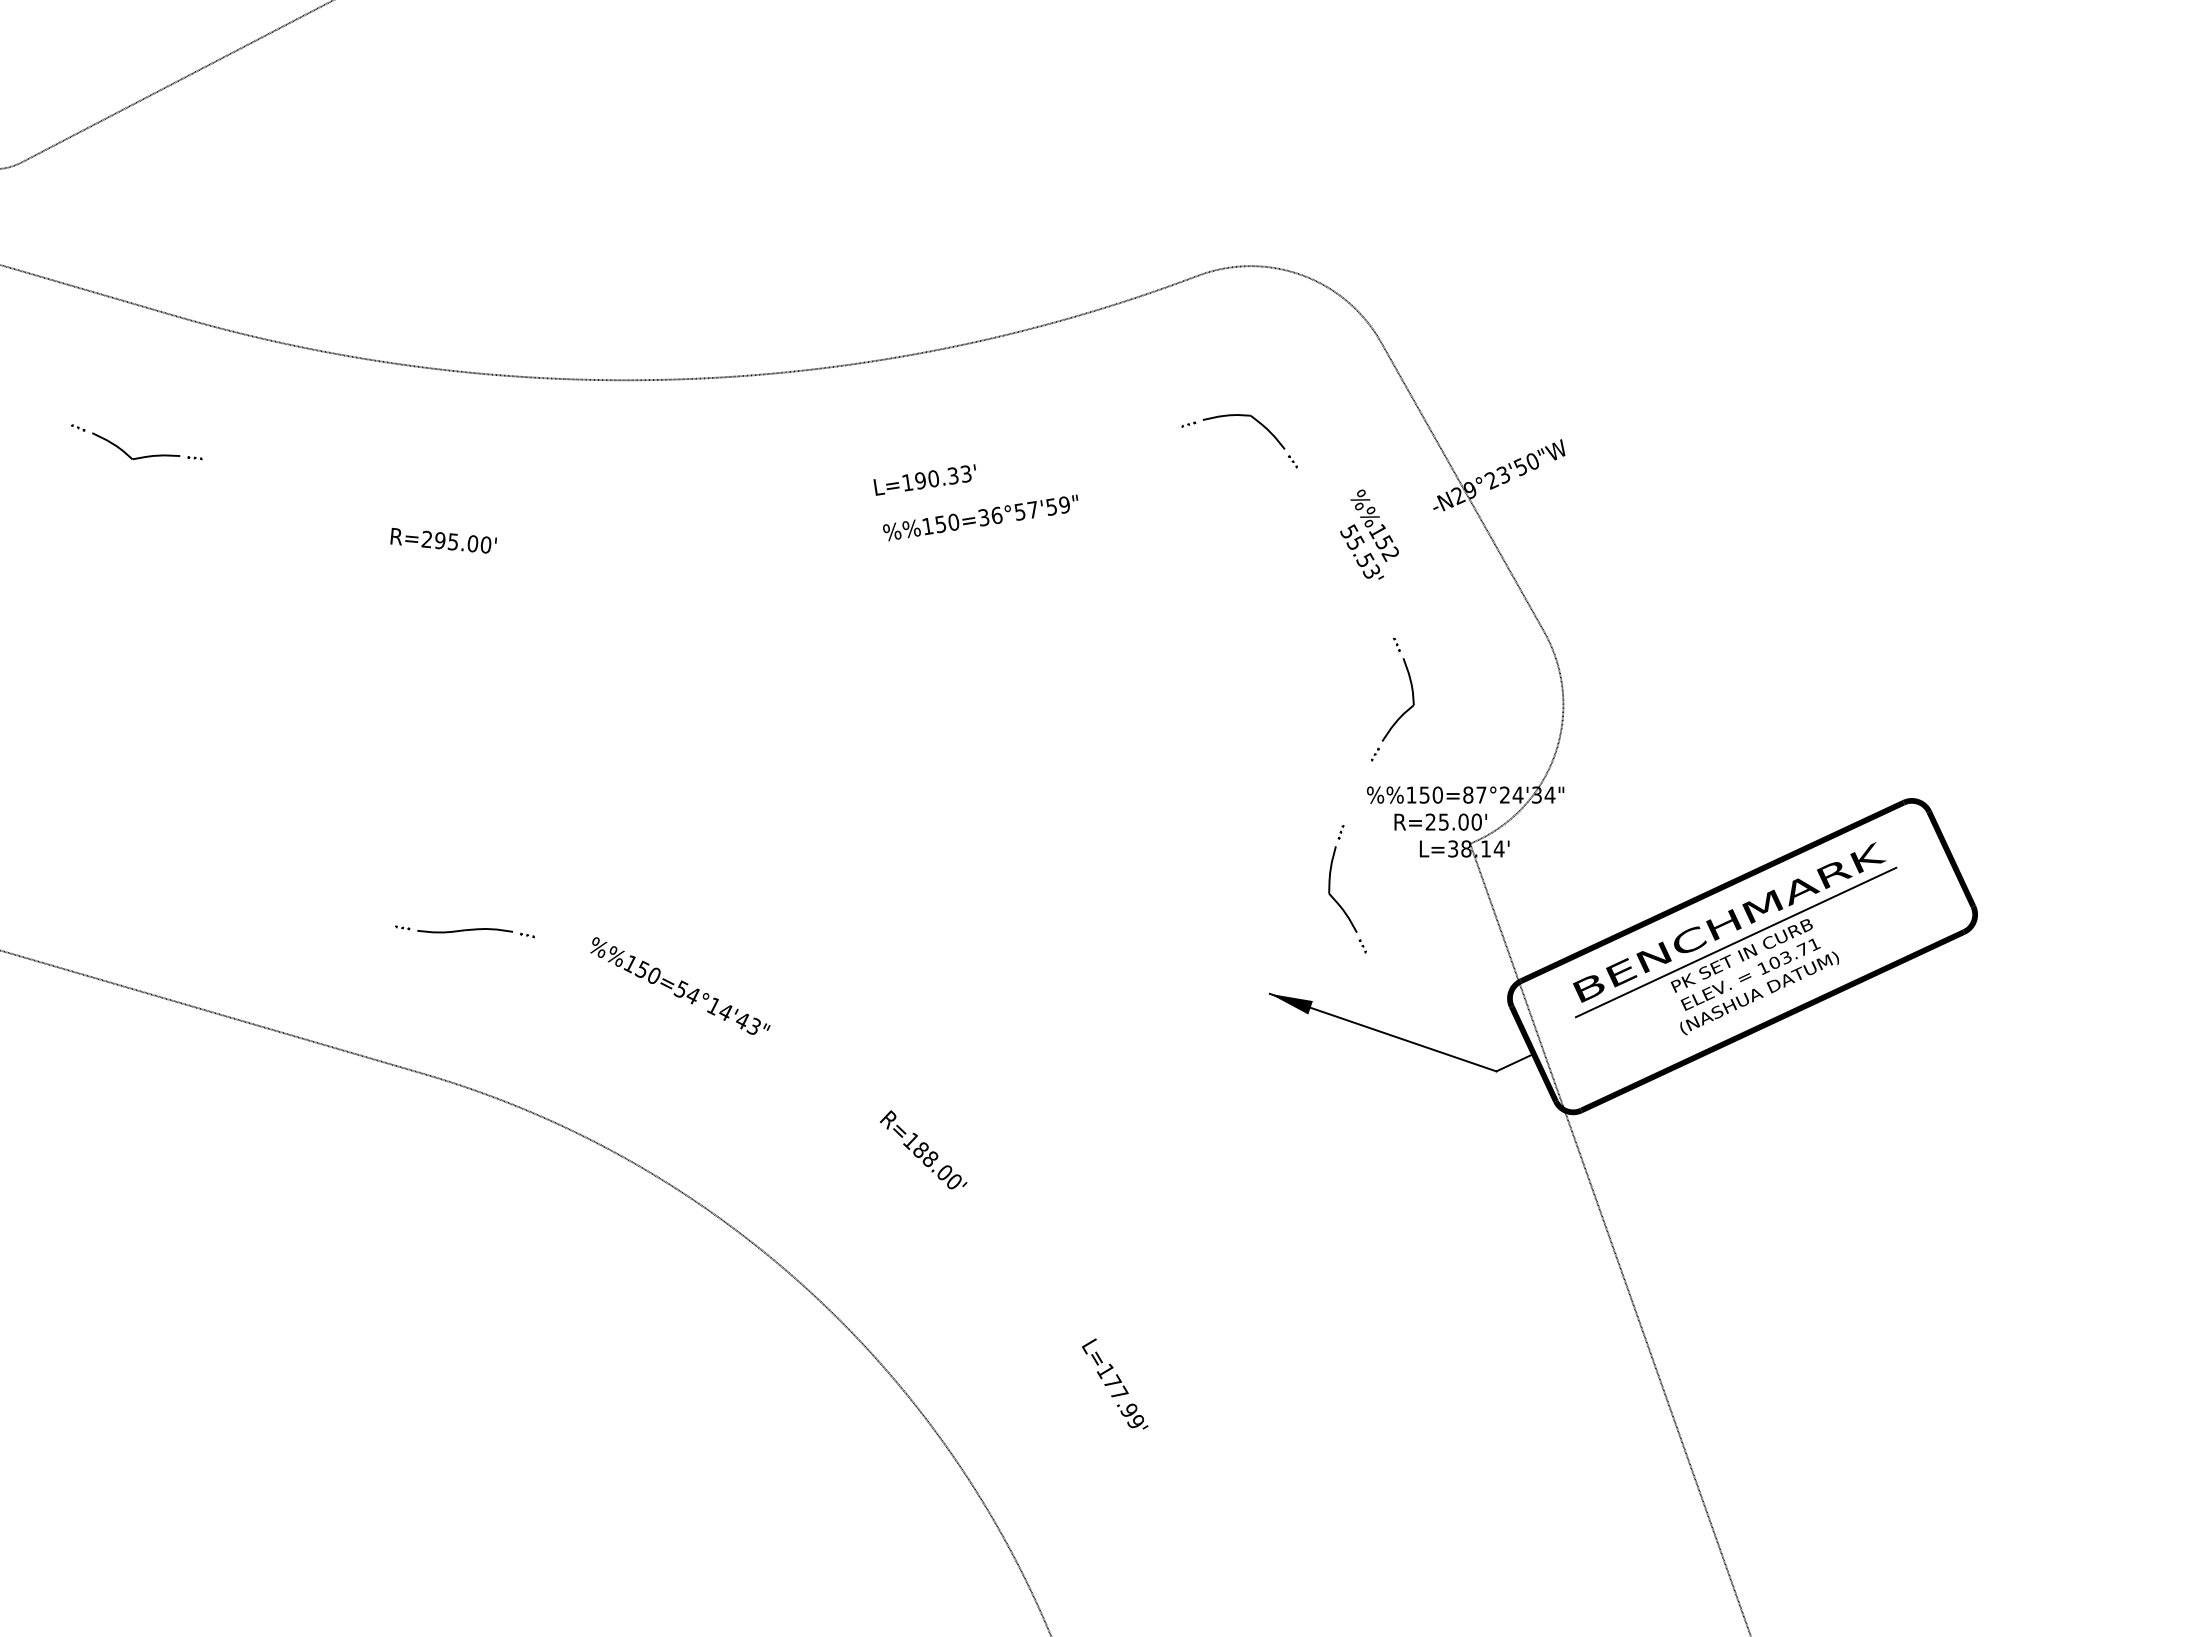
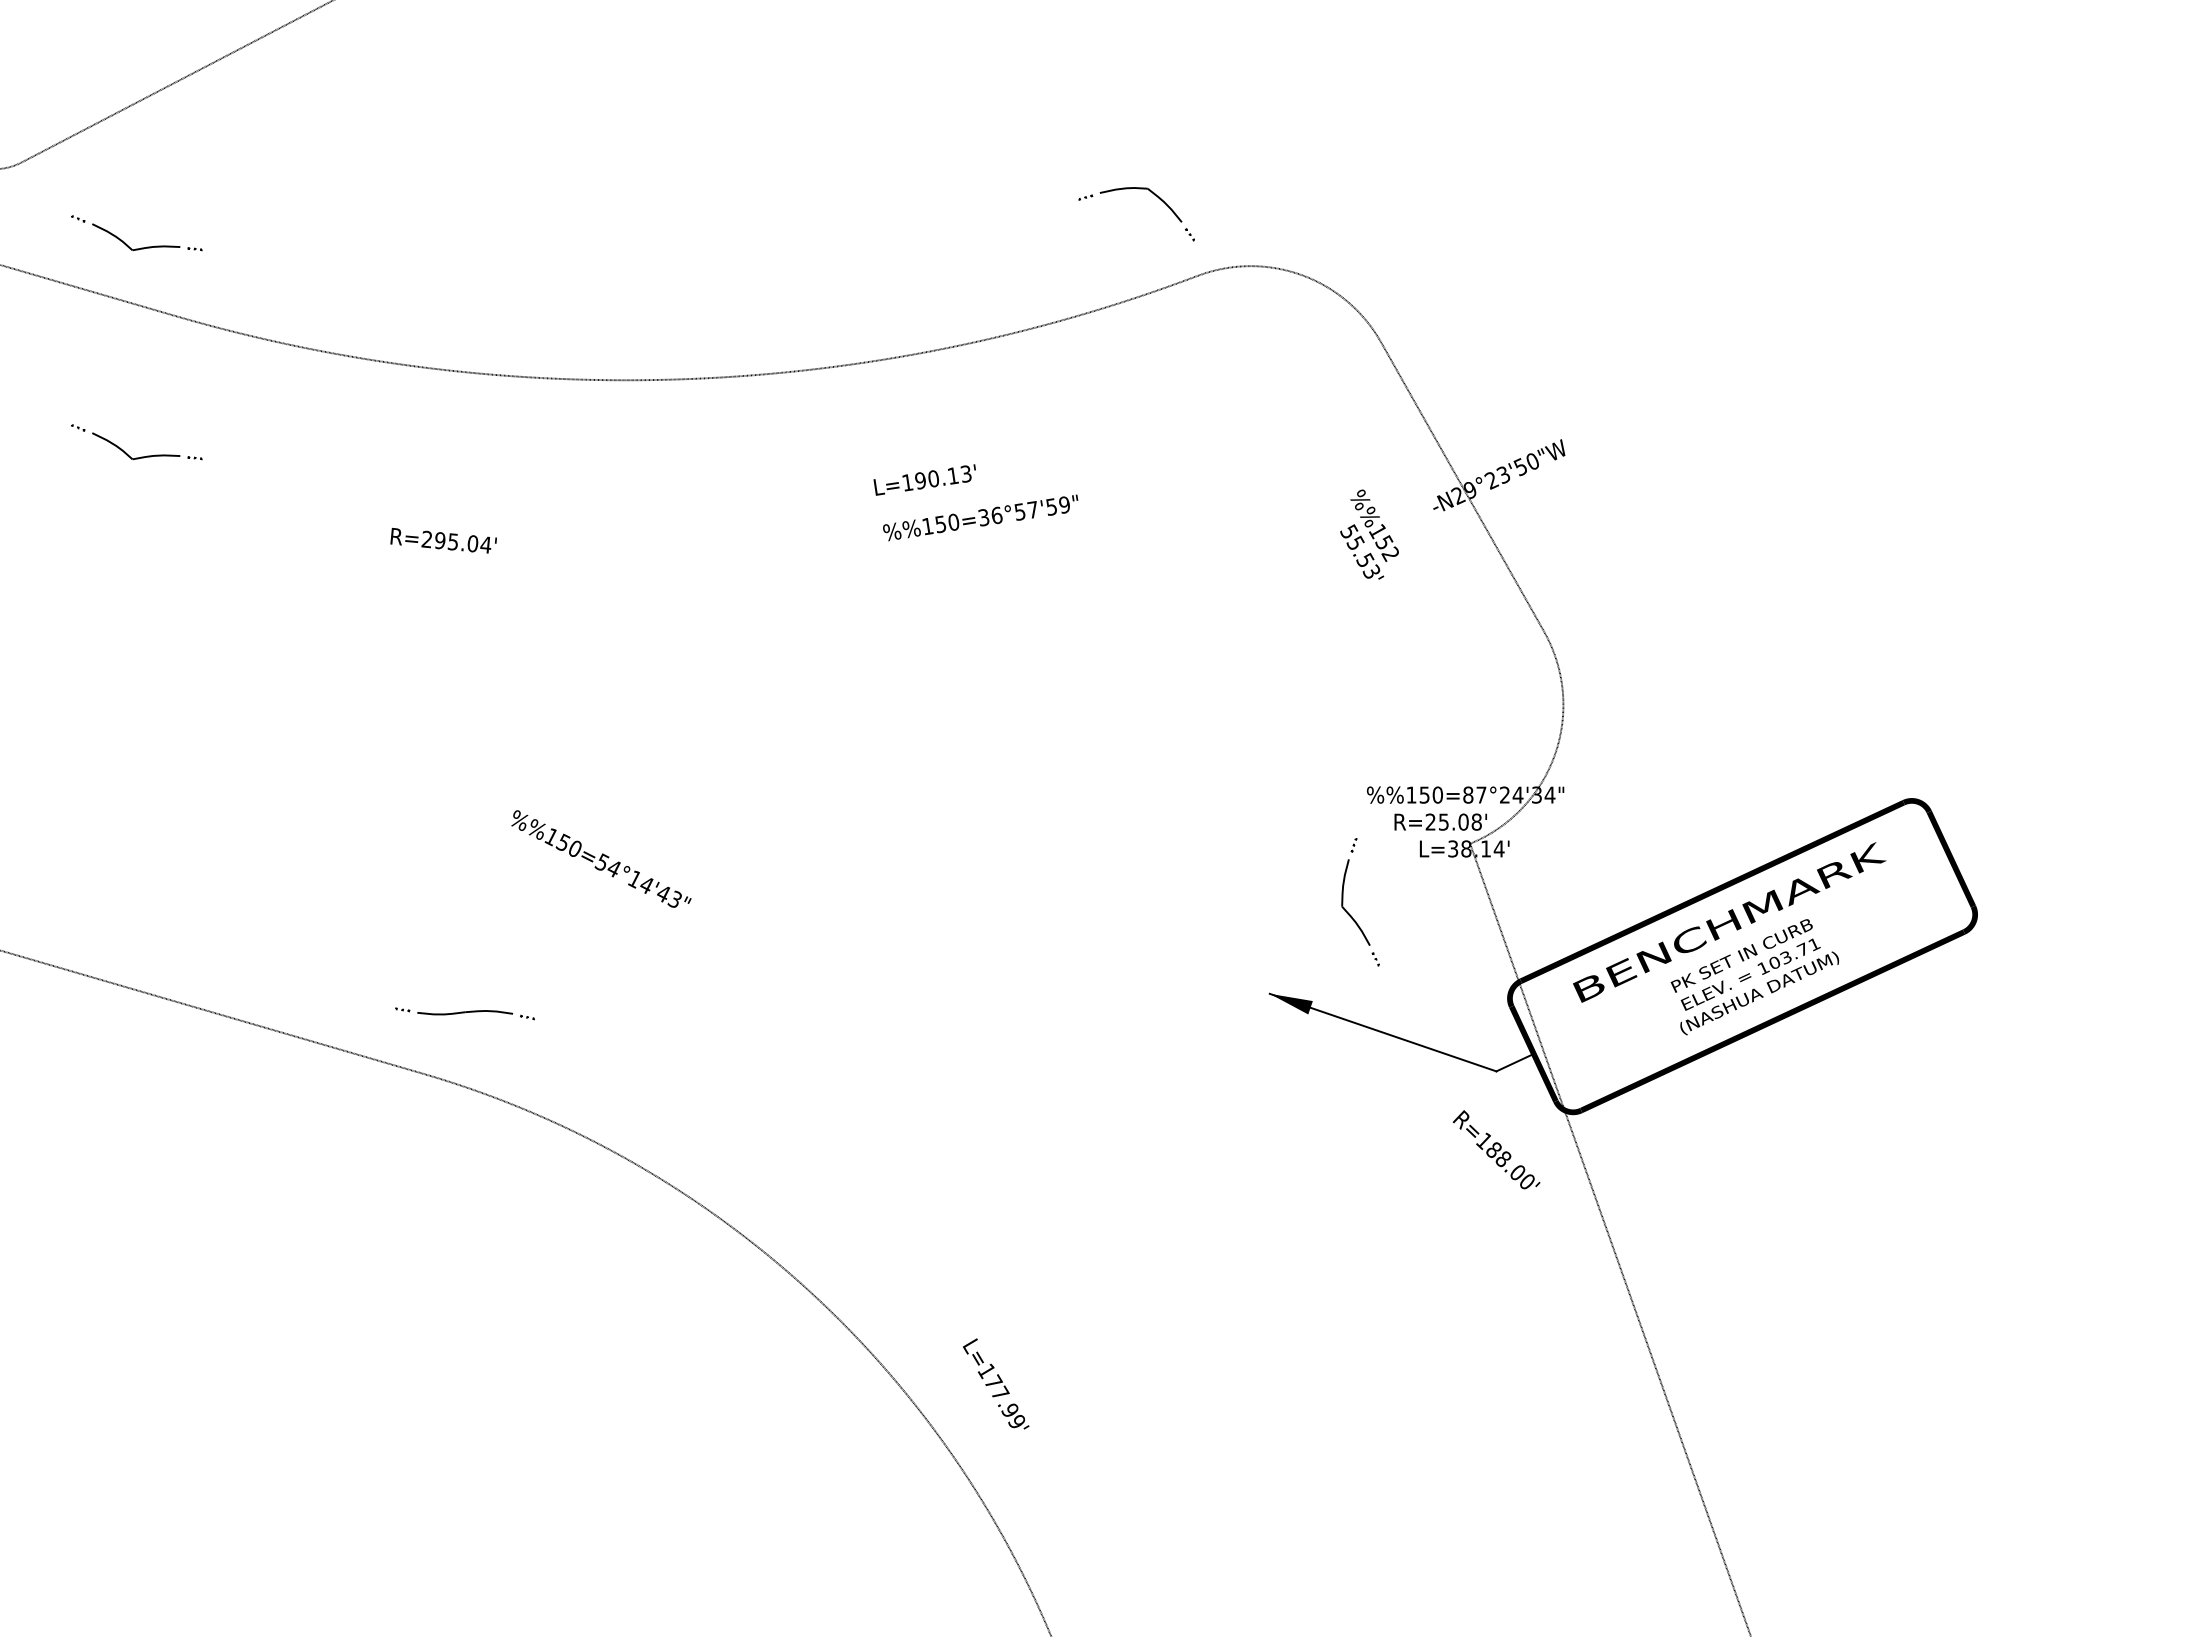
part: none -> present (126, 243)
part position: (1241, 416) -> (1138, 189) (1138, 189)
text: L=190.33' -> L=190.13' (952, 475)
text: R=295.00' -> R=295.04' (485, 544)
part: present -> none (1404, 711)
text: R=25.00' -> R=25.08' (1476, 821)
part position: (1336, 900) -> (1349, 913) (1349, 913)
part position: (464, 931) -> (464, 1013) (464, 1013)
line: present -> none (1735, 942)
text position: (680, 985) -> (601, 858) (601, 858)
text position: (923, 1149) -> (1496, 1149) (1496, 1149)
text position: (1115, 1383) -> (996, 1383) (996, 1383)
